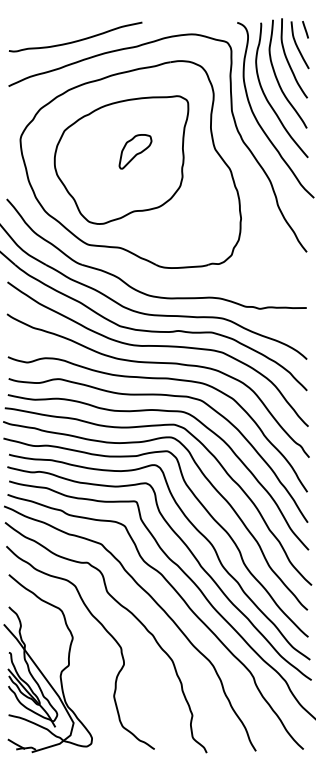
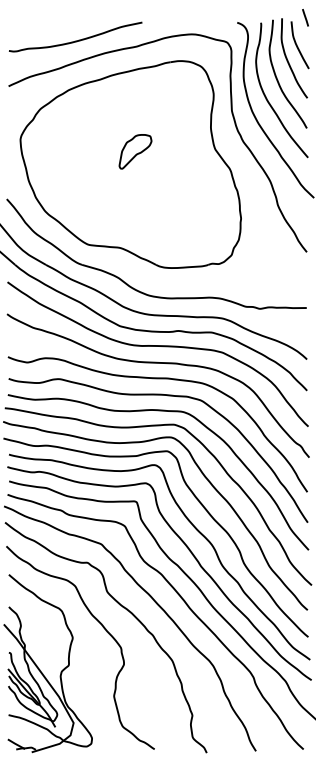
line position: (305, 29) -> (305, 17) (305, 17)
part: present -> none (121, 159)
